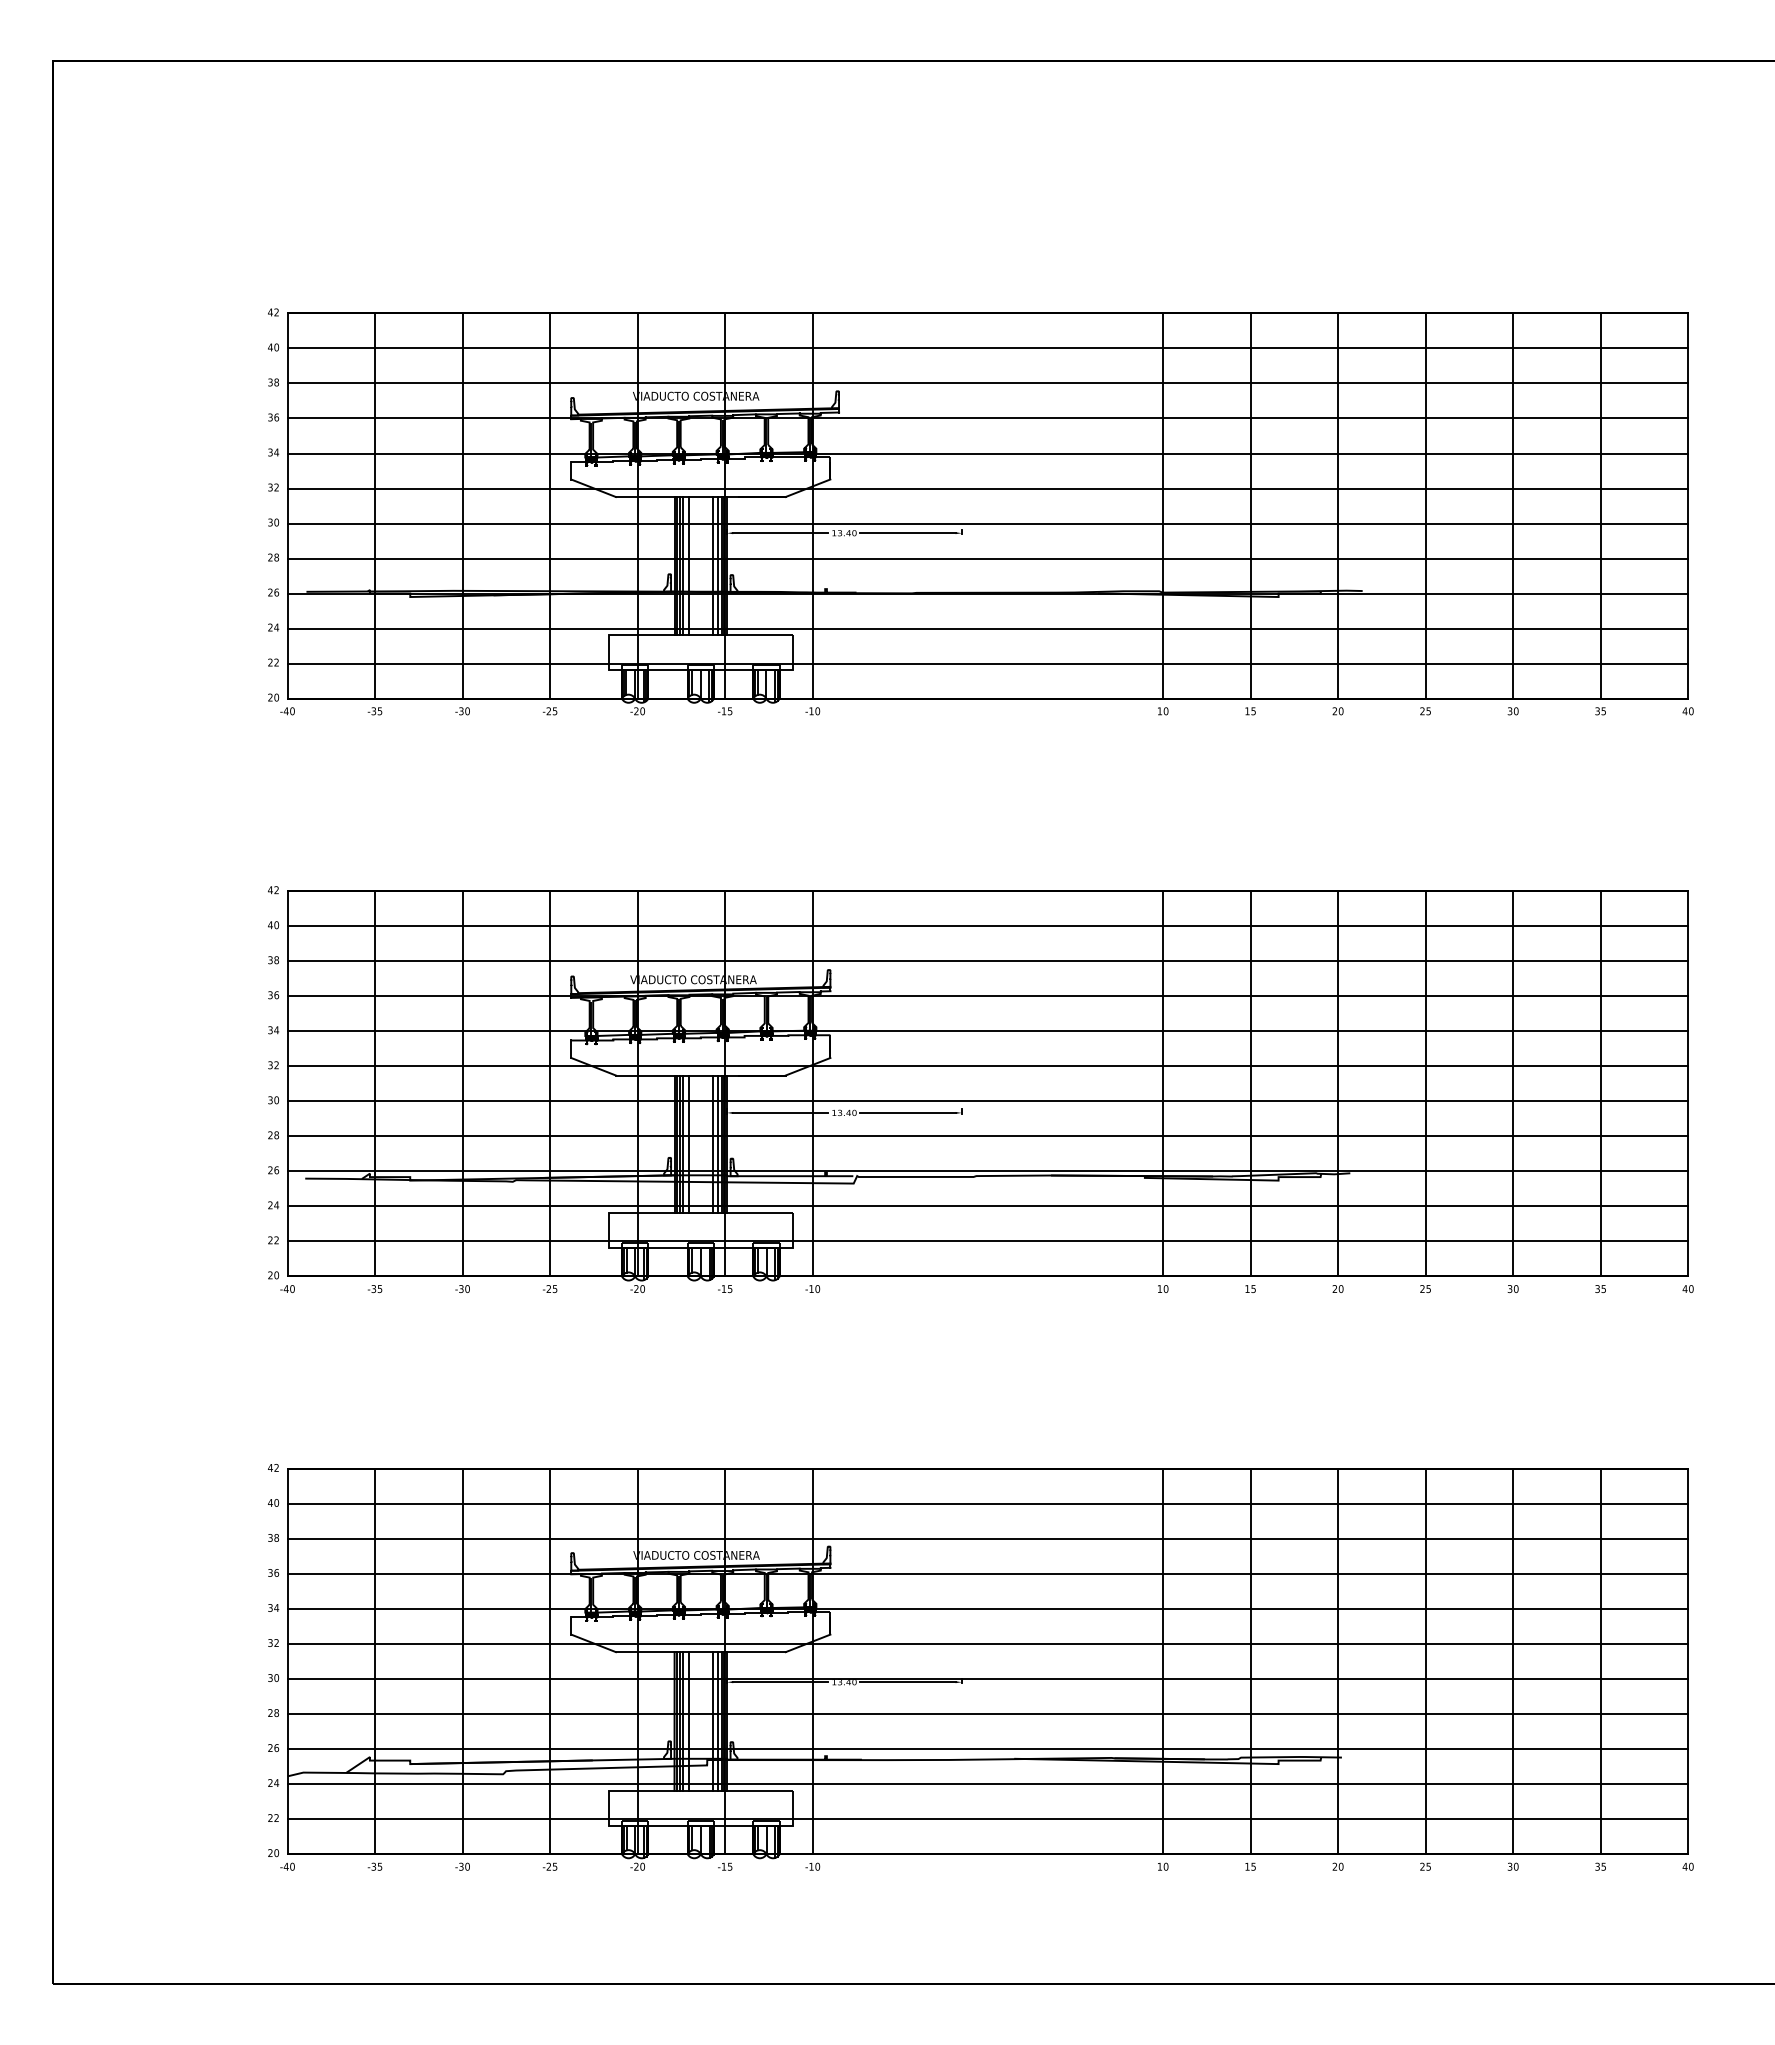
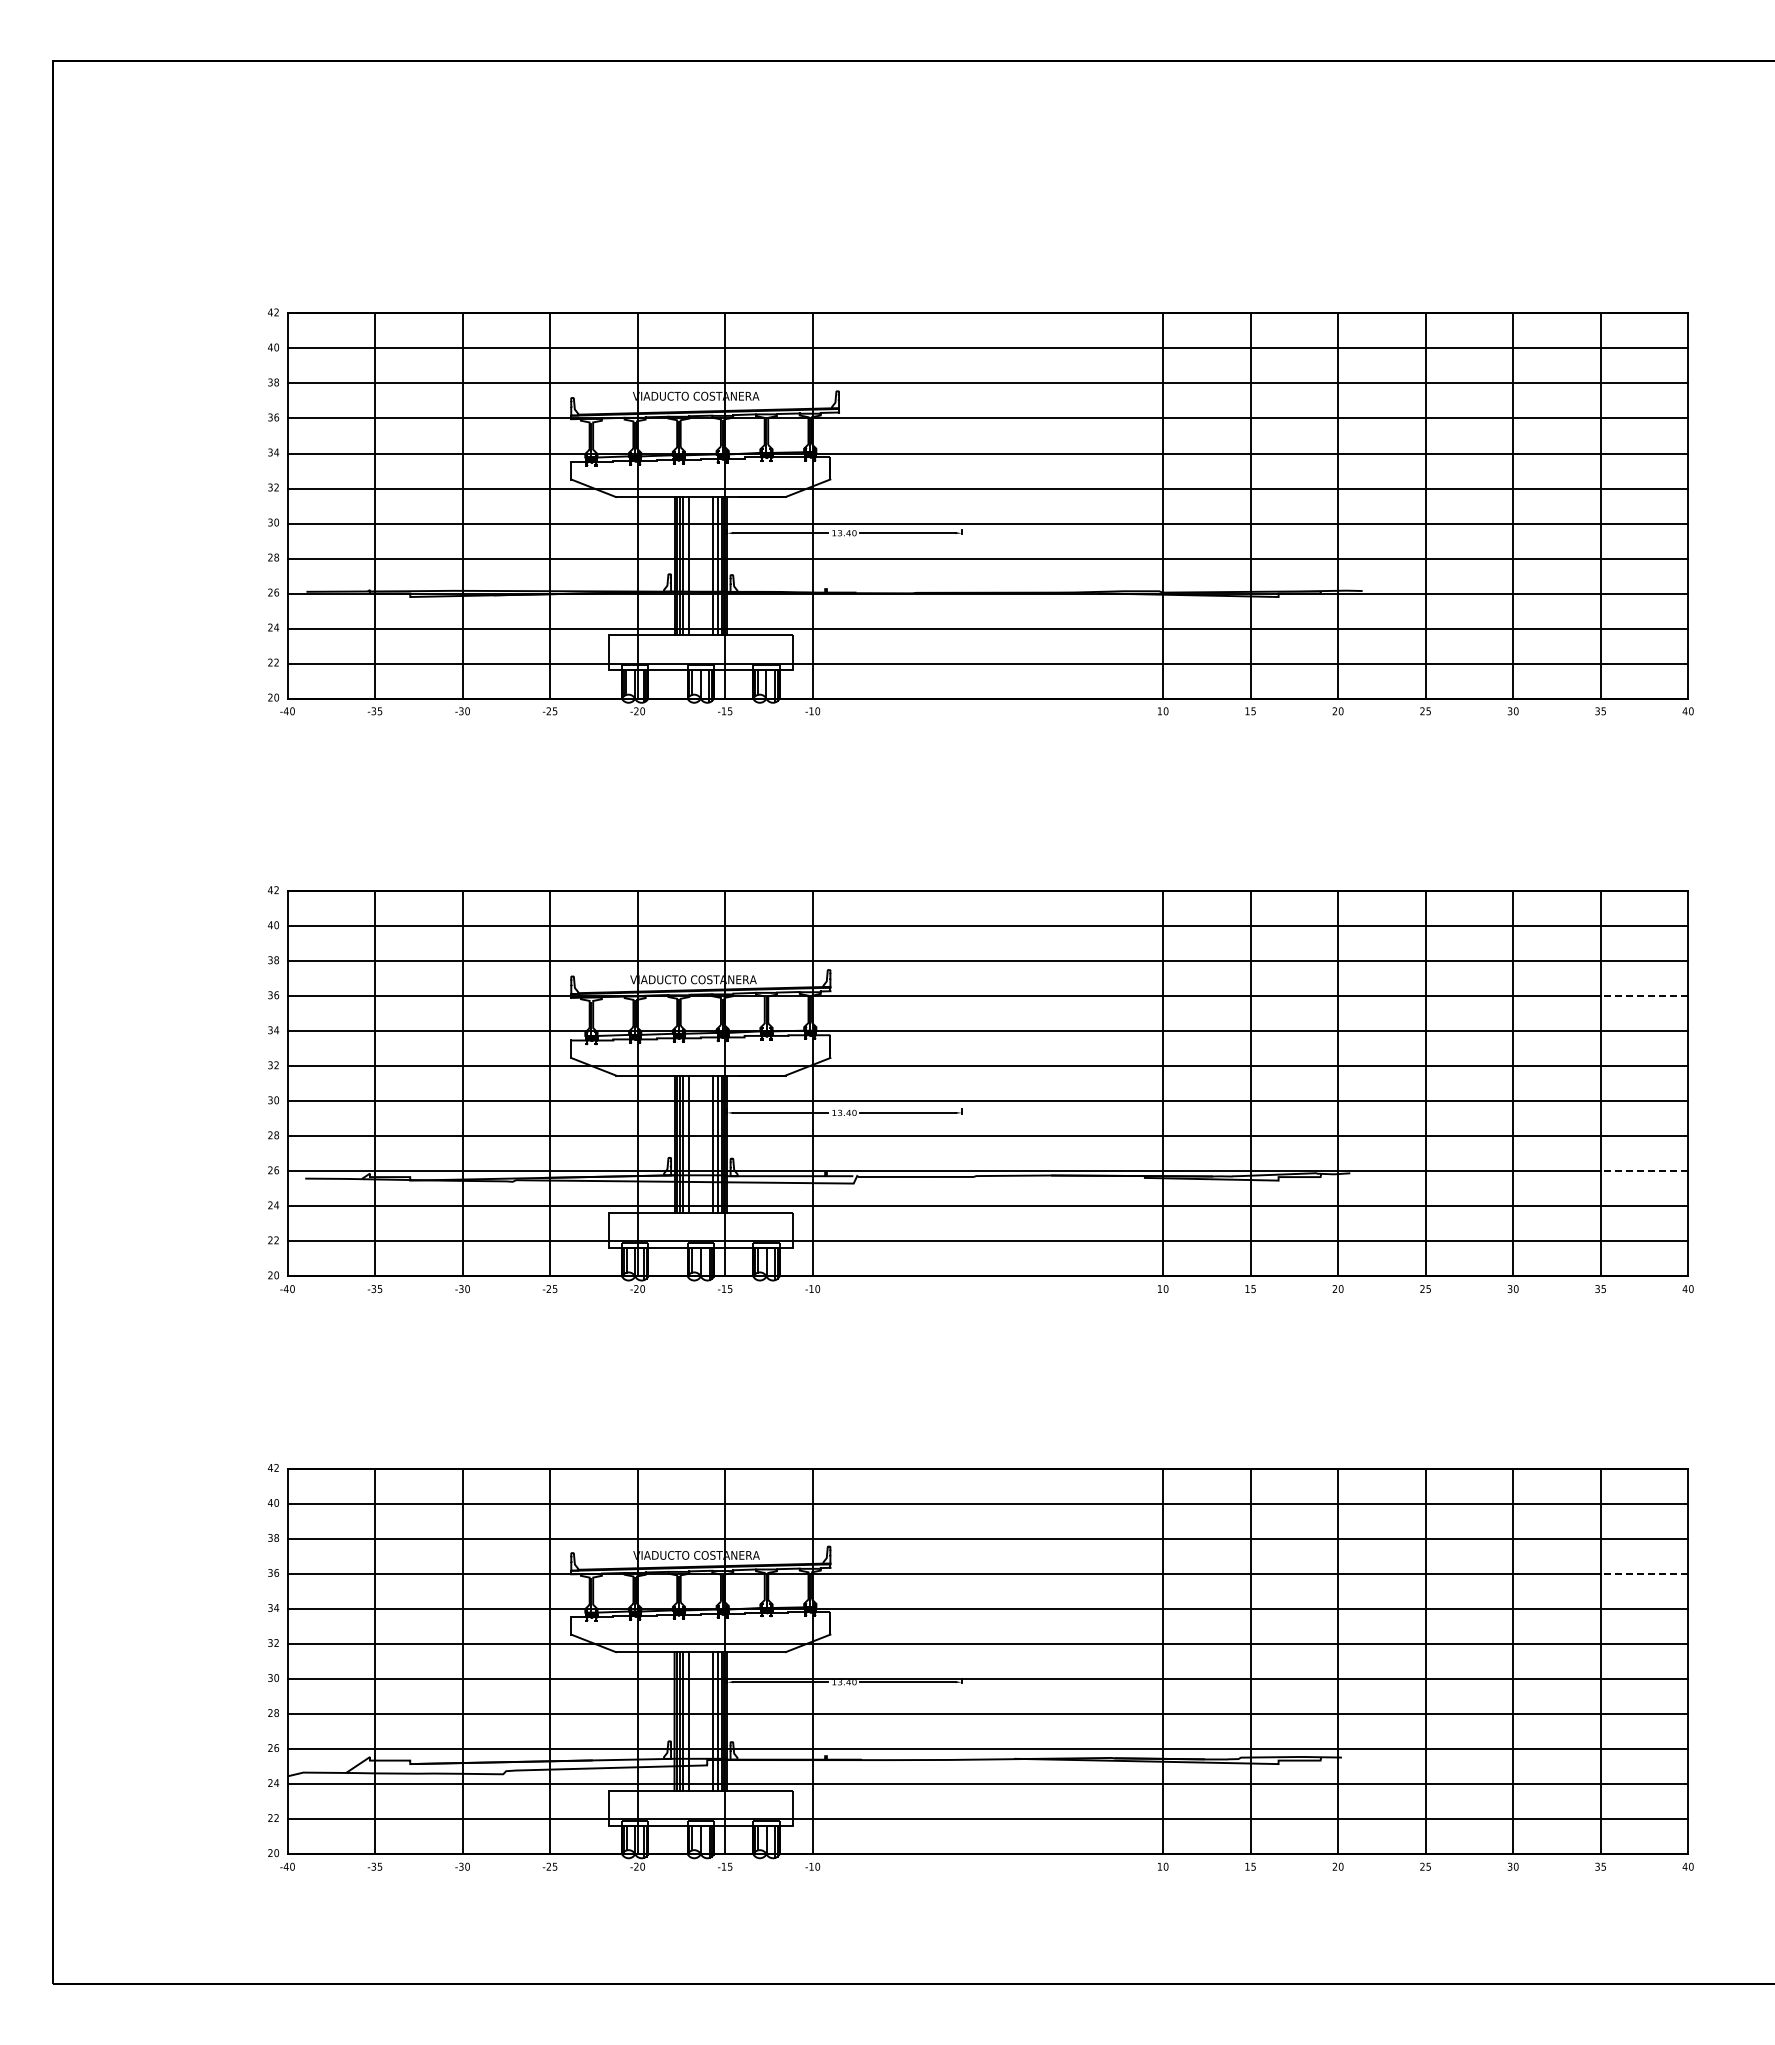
line: solid -> dashed (1644, 996)
line: solid -> dashed (1644, 1171)
line: solid -> dashed (1644, 1573)
